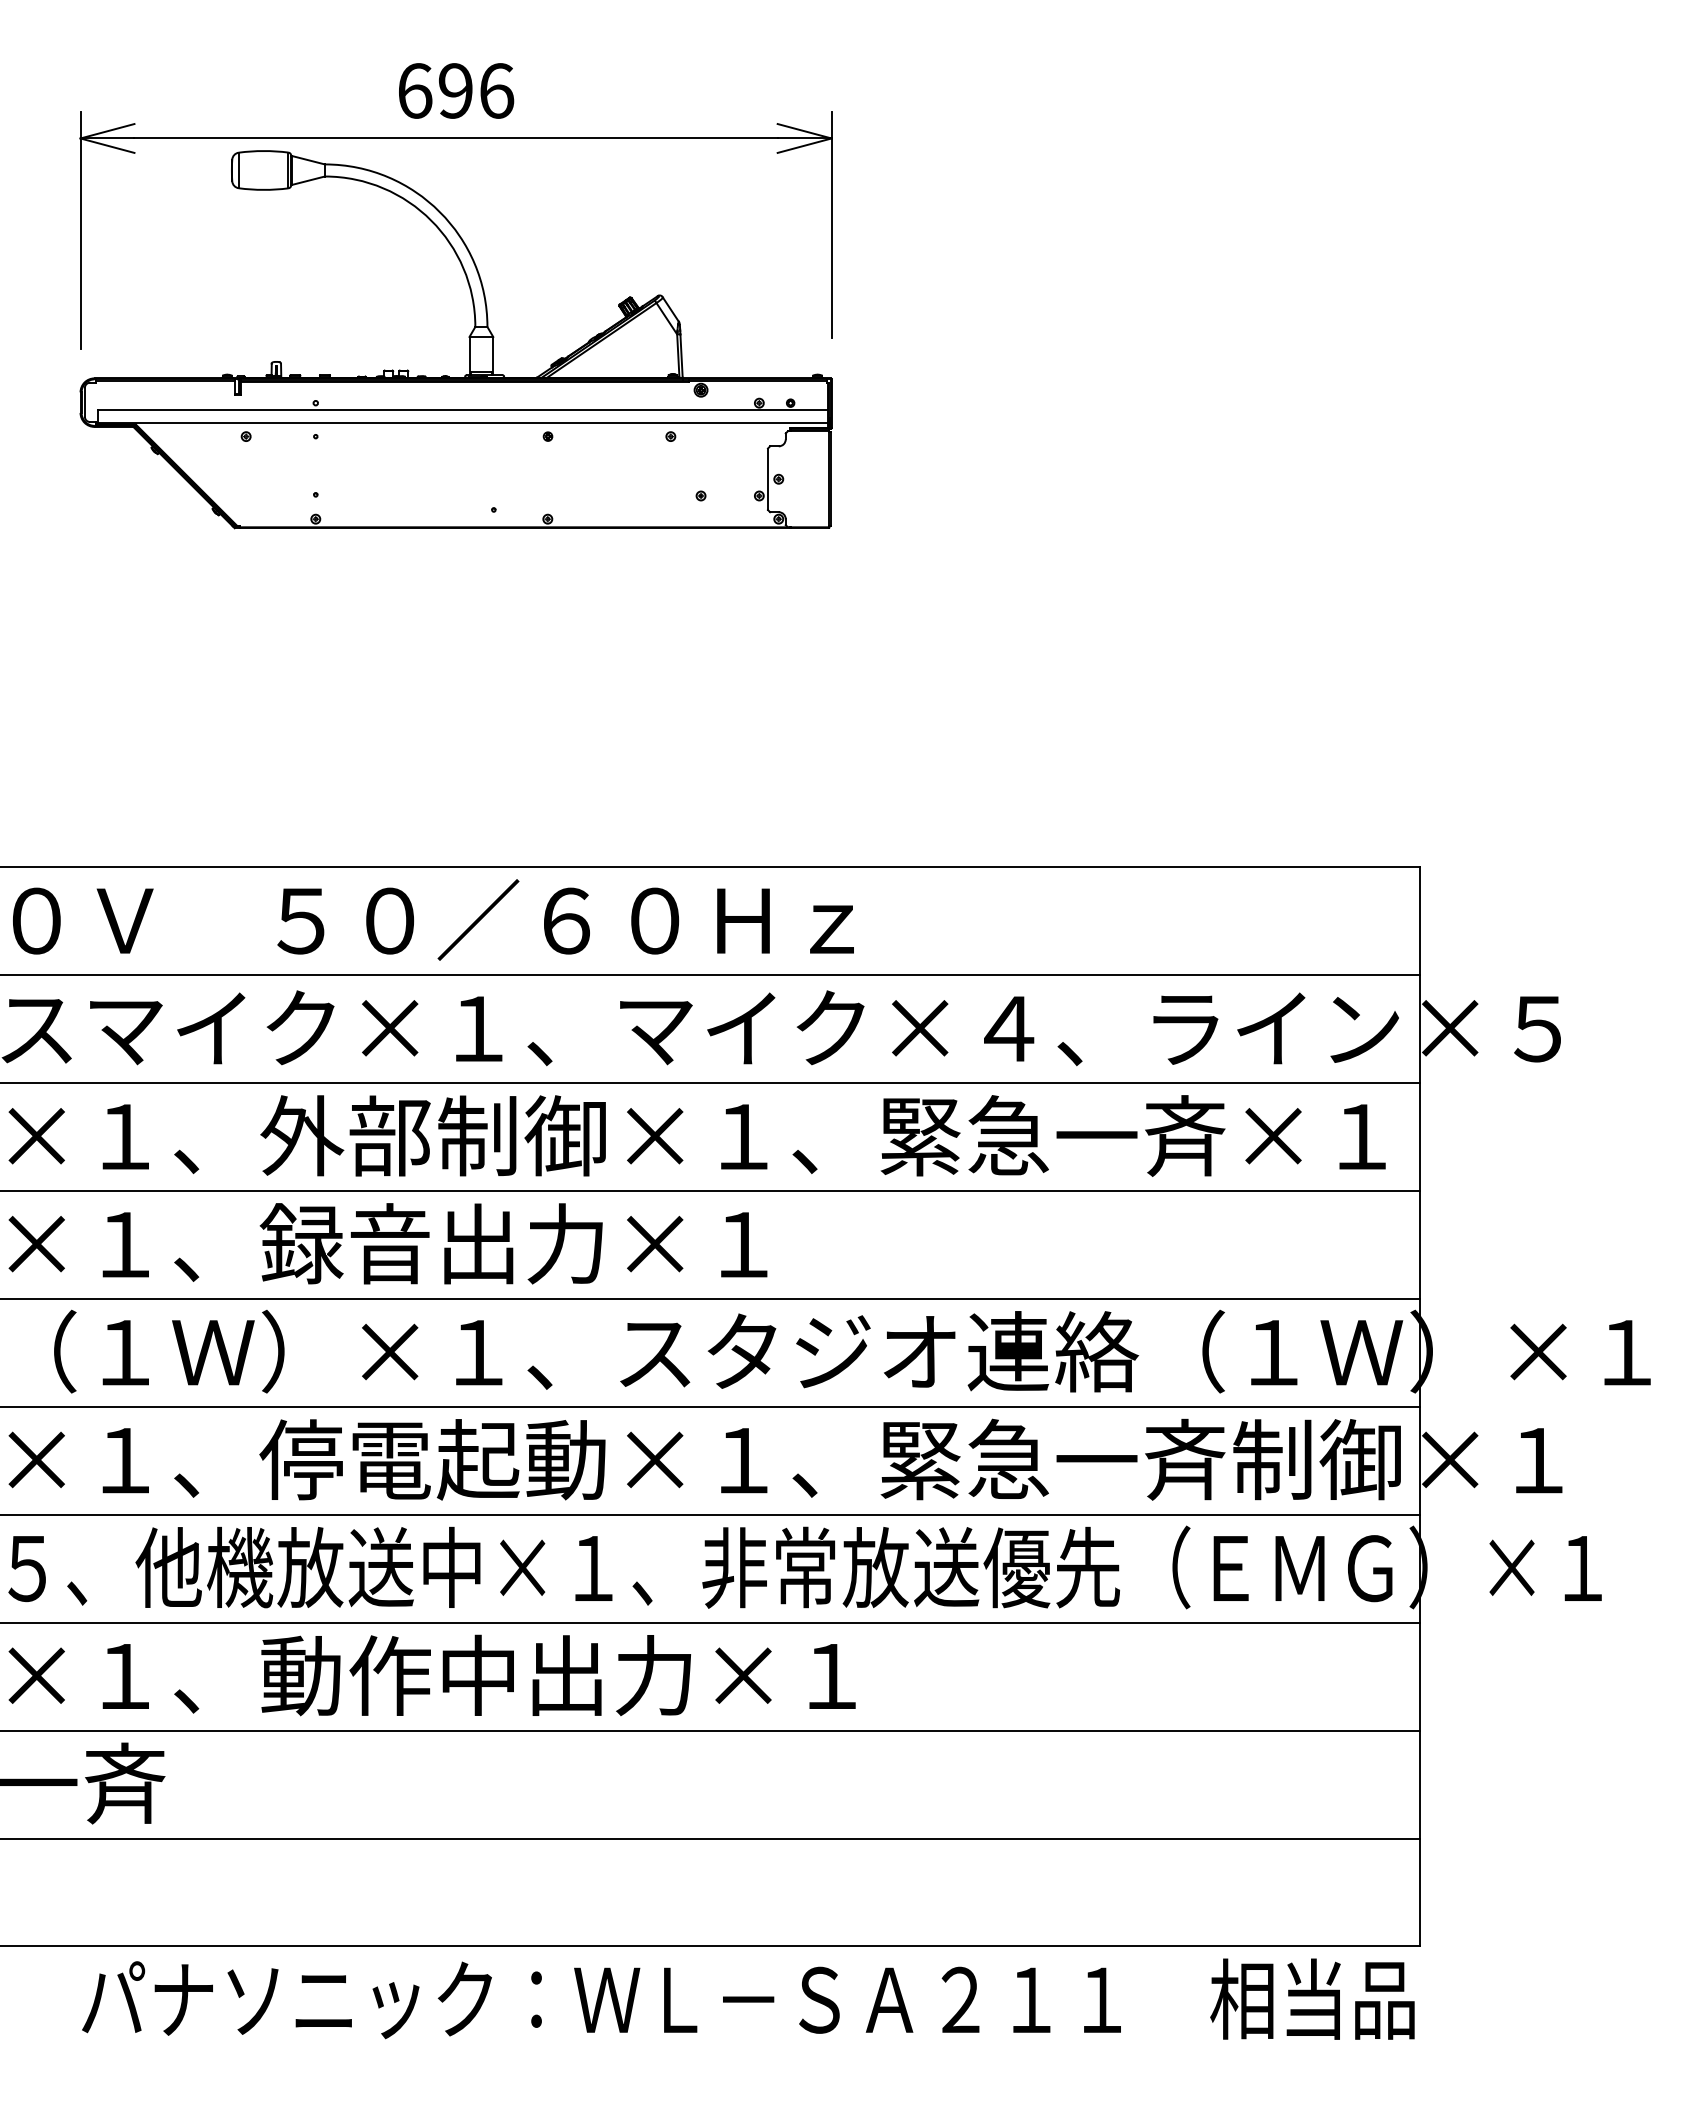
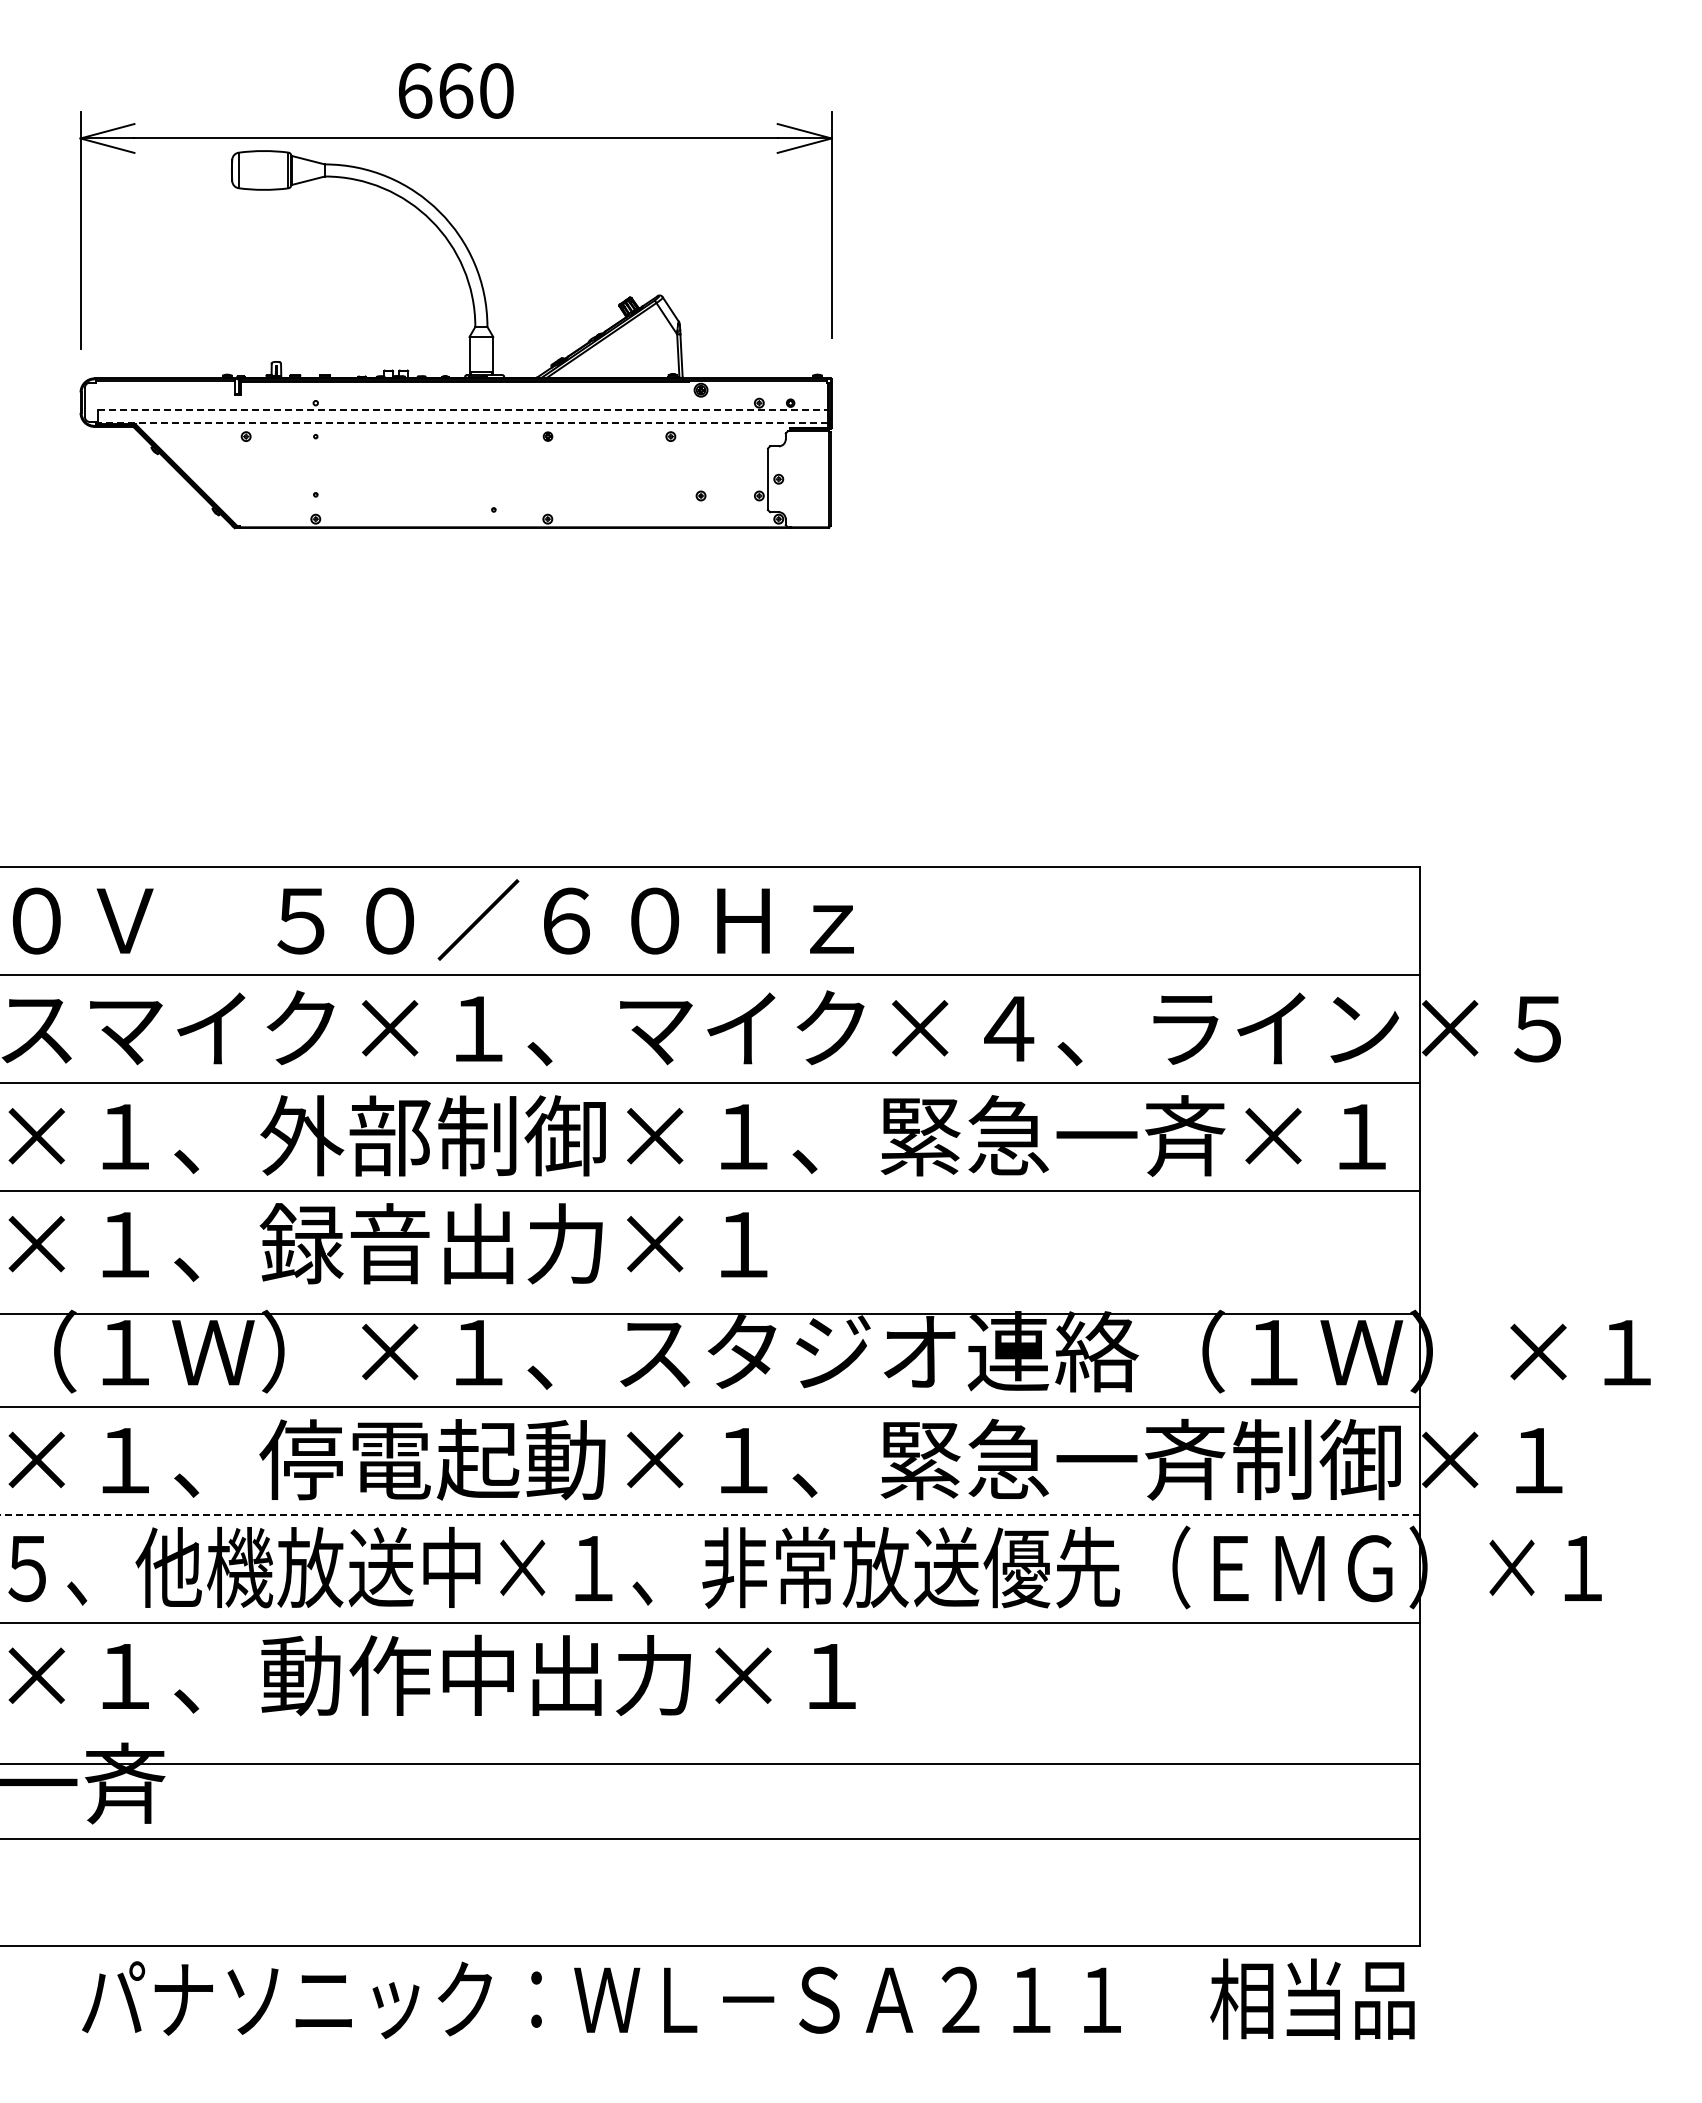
text: 696 -> 660 (476, 90)
line: solid -> dashed (463, 409)
line: solid -> dashed (462, 422)
line position: (710, 1298) -> (710, 1313) (710, 1313)
line: solid -> dashed (709, 1514)
line position: (710, 1730) -> (710, 1763) (710, 1763)
